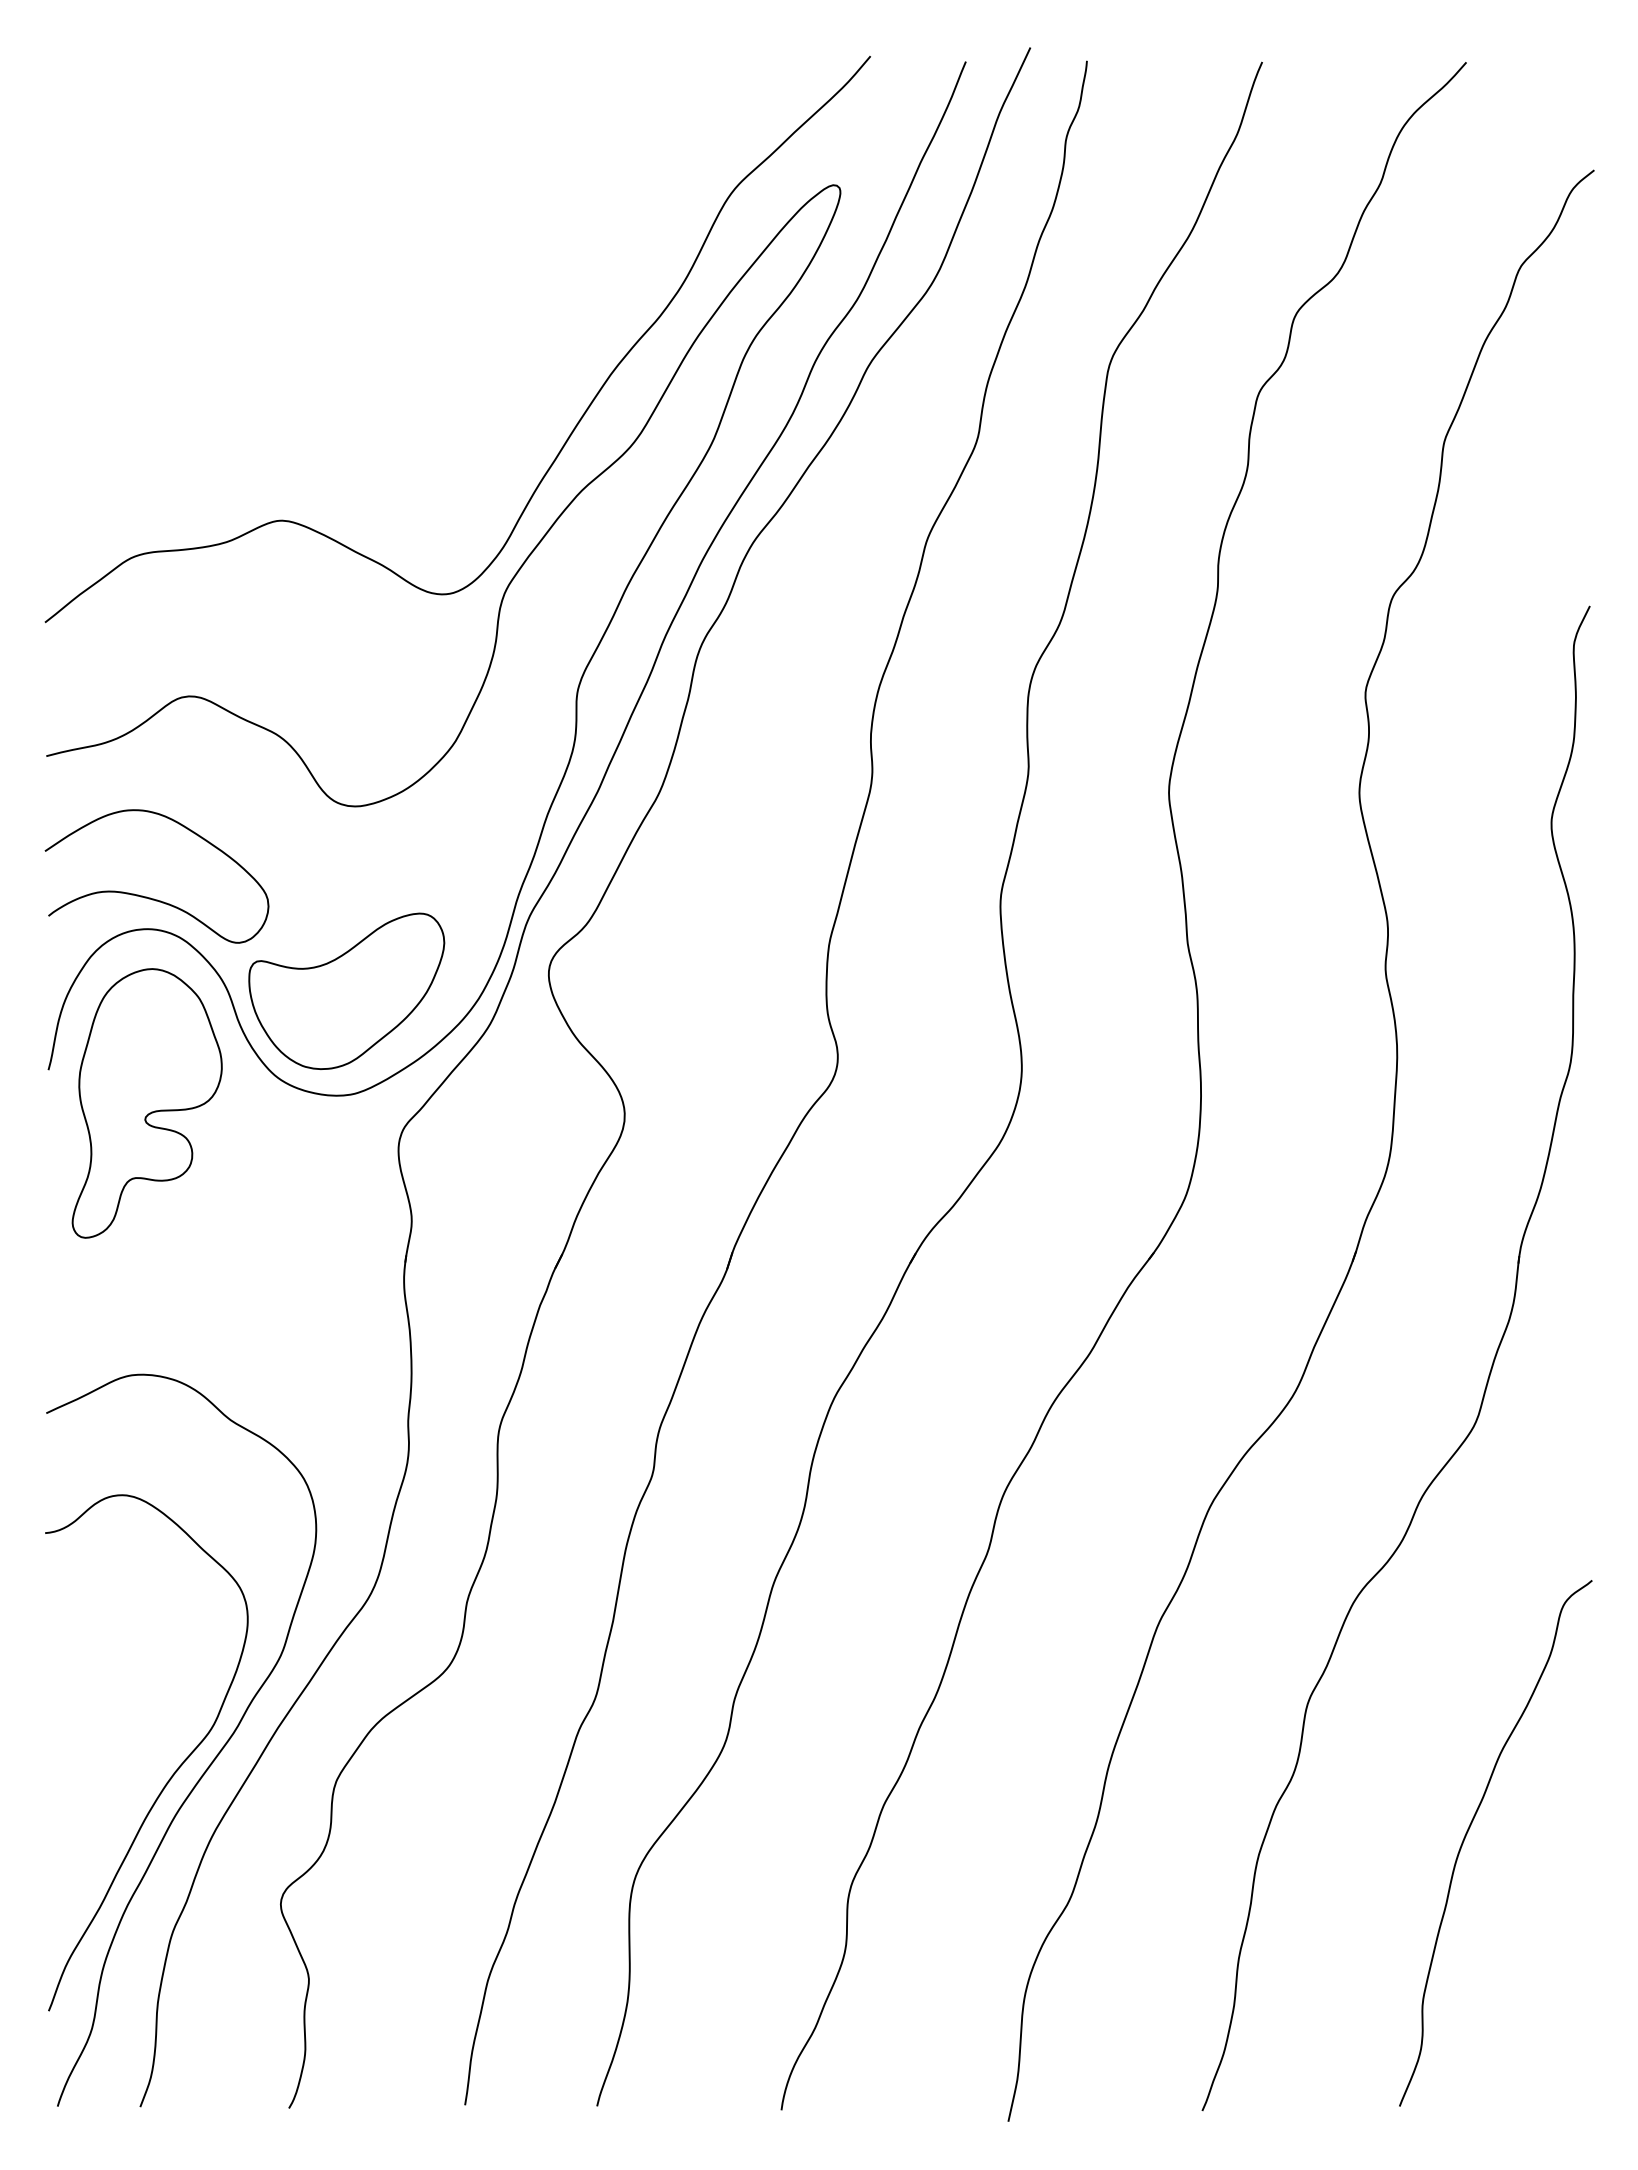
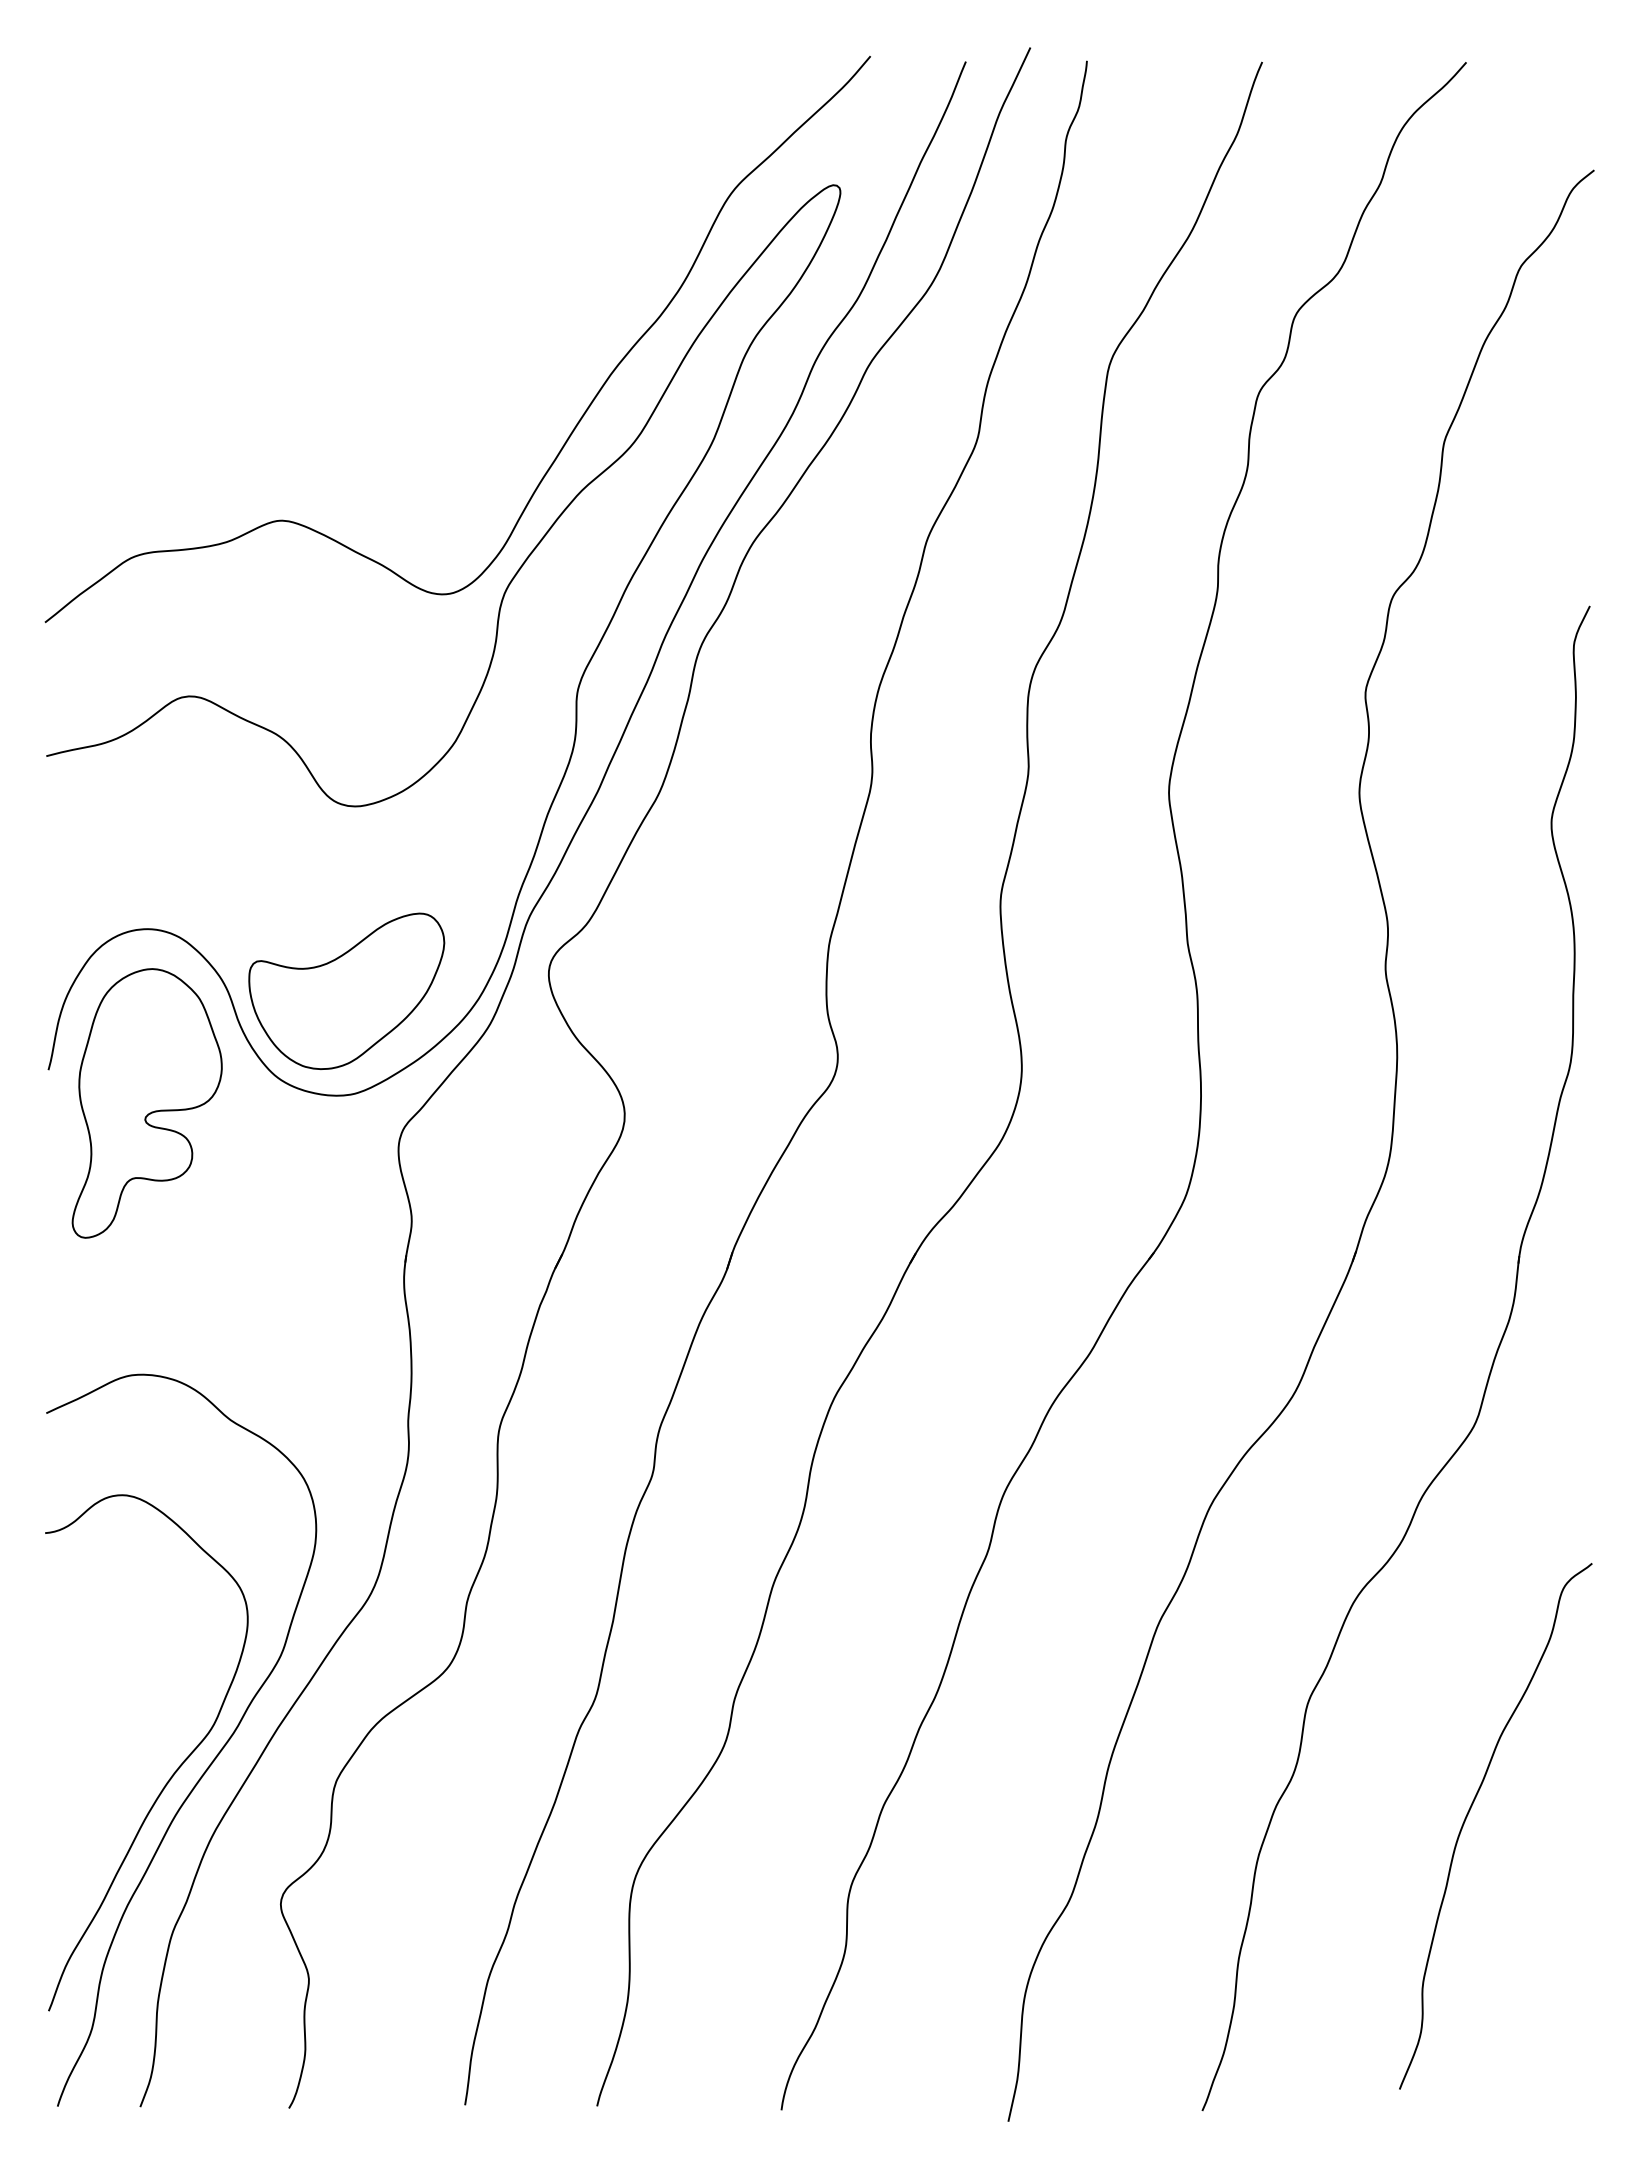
curve: present -> none (150, 897)
curve position: (1468, 1832) -> (1468, 1815) (1468, 1815)
